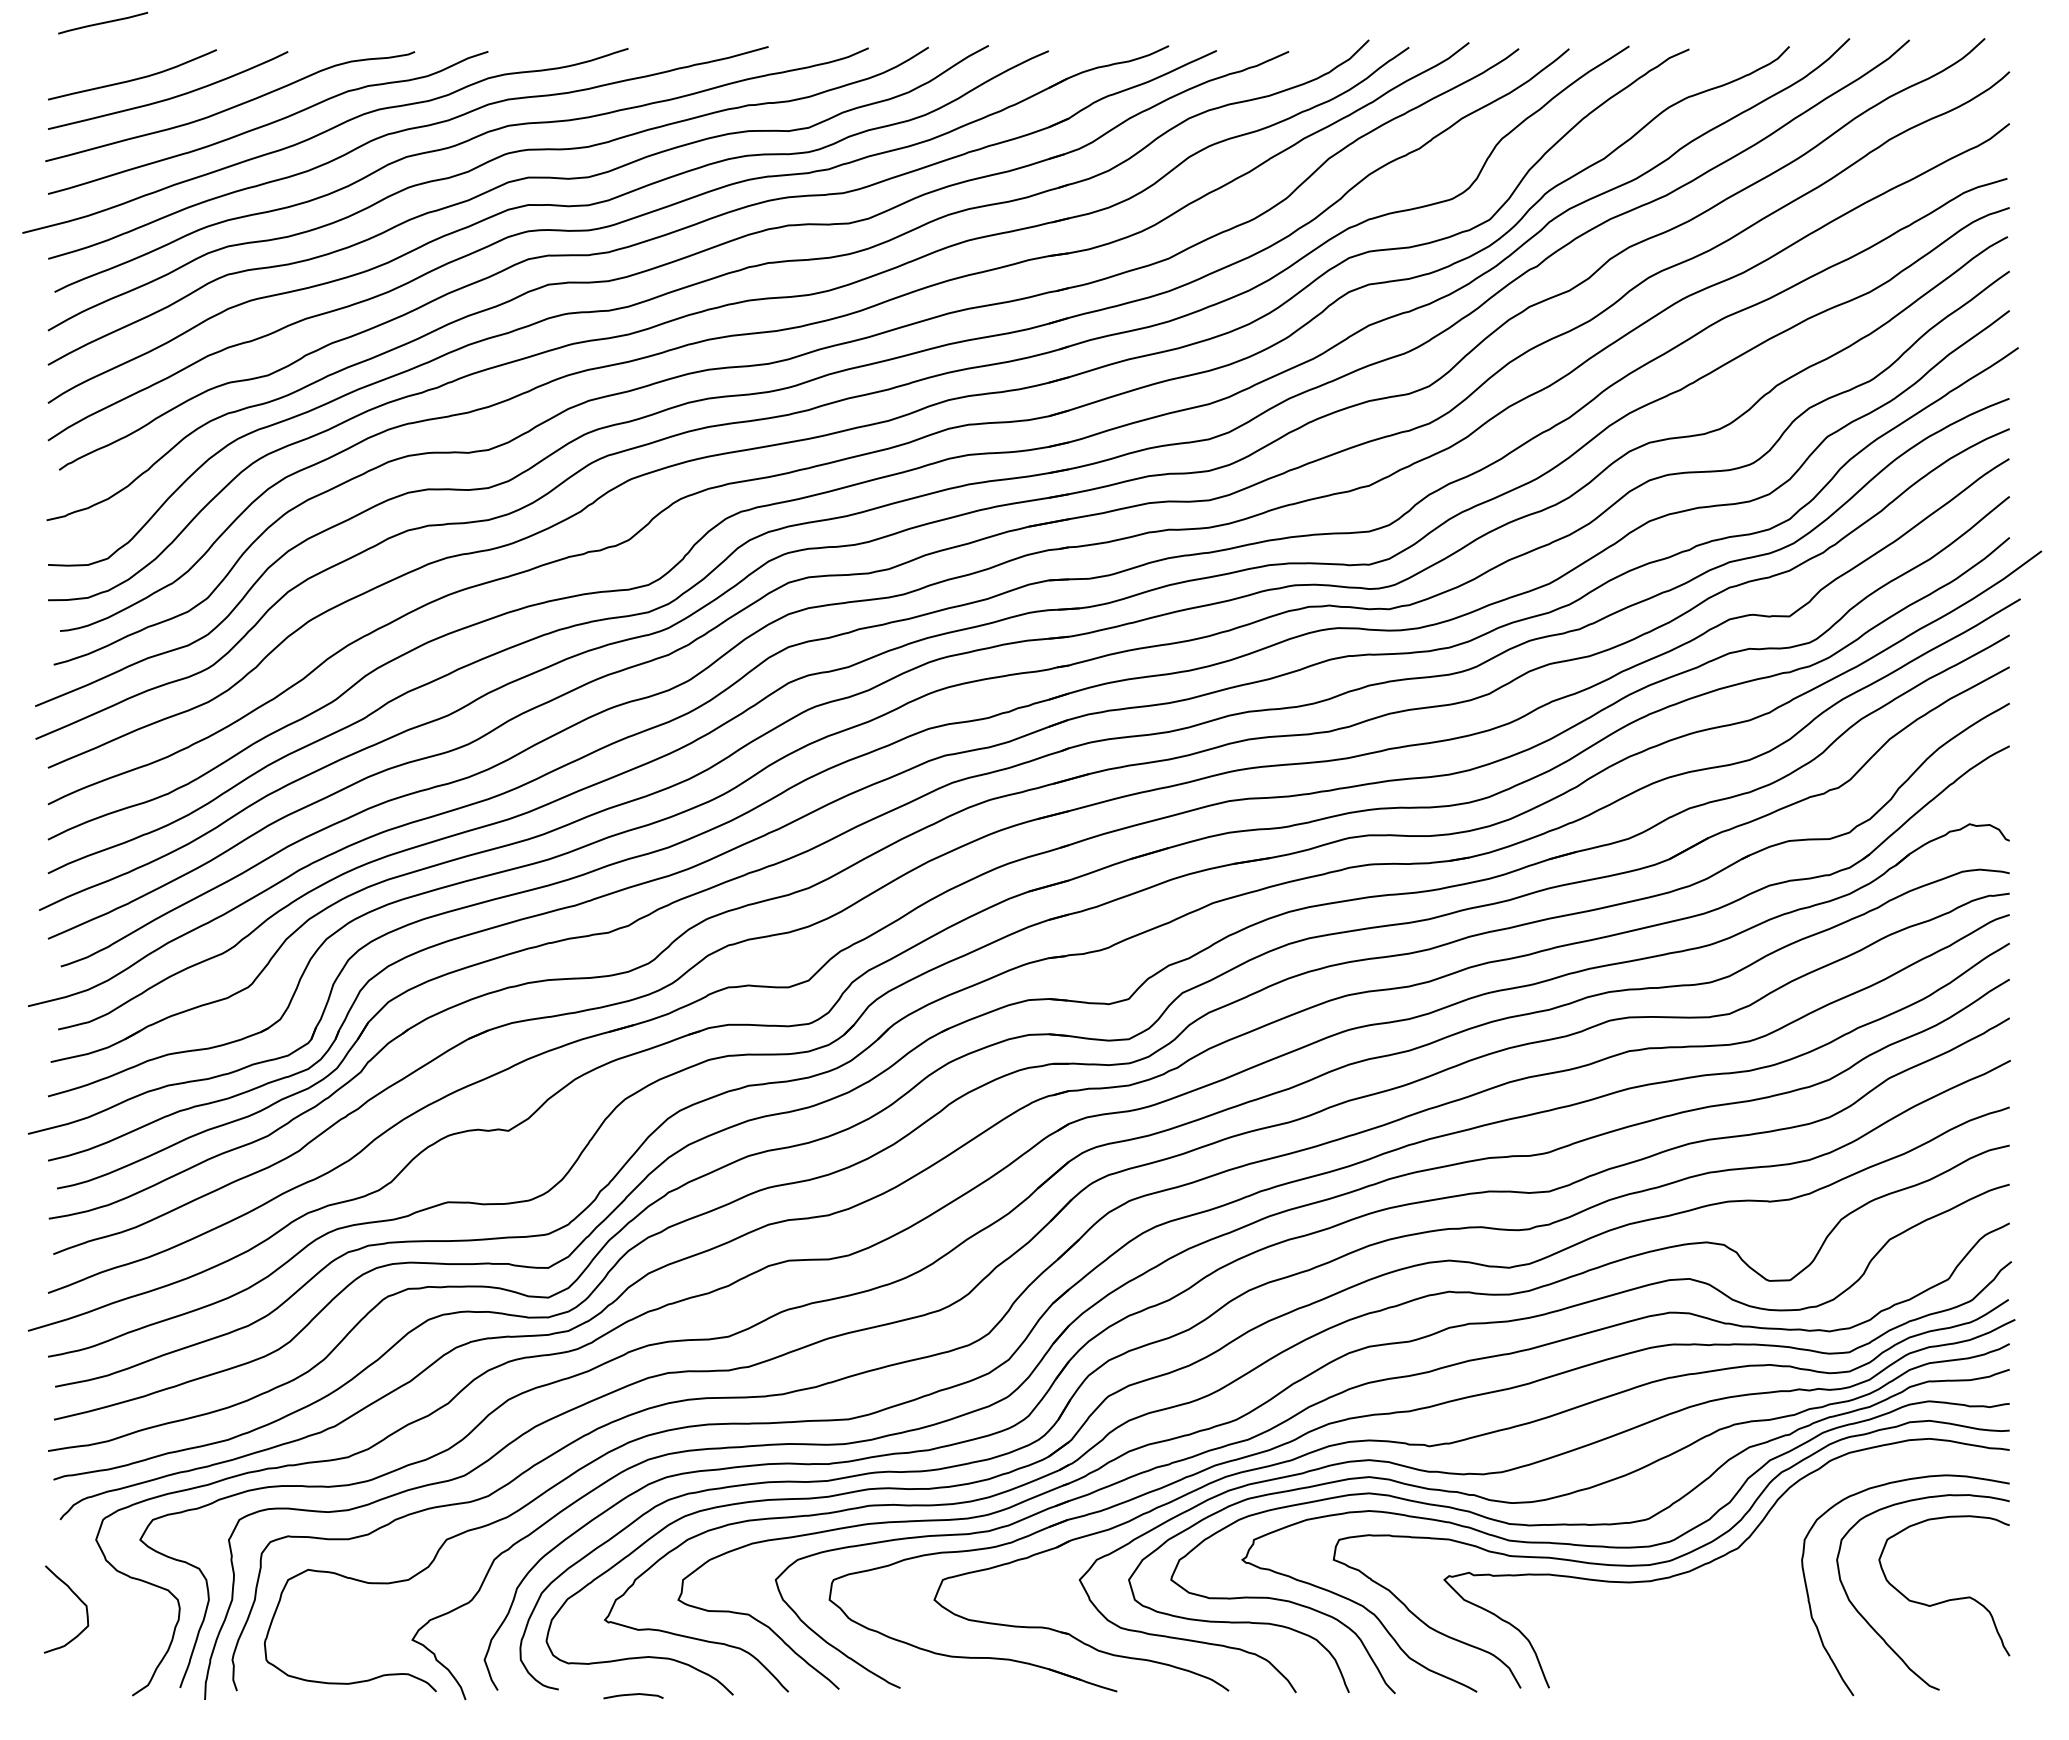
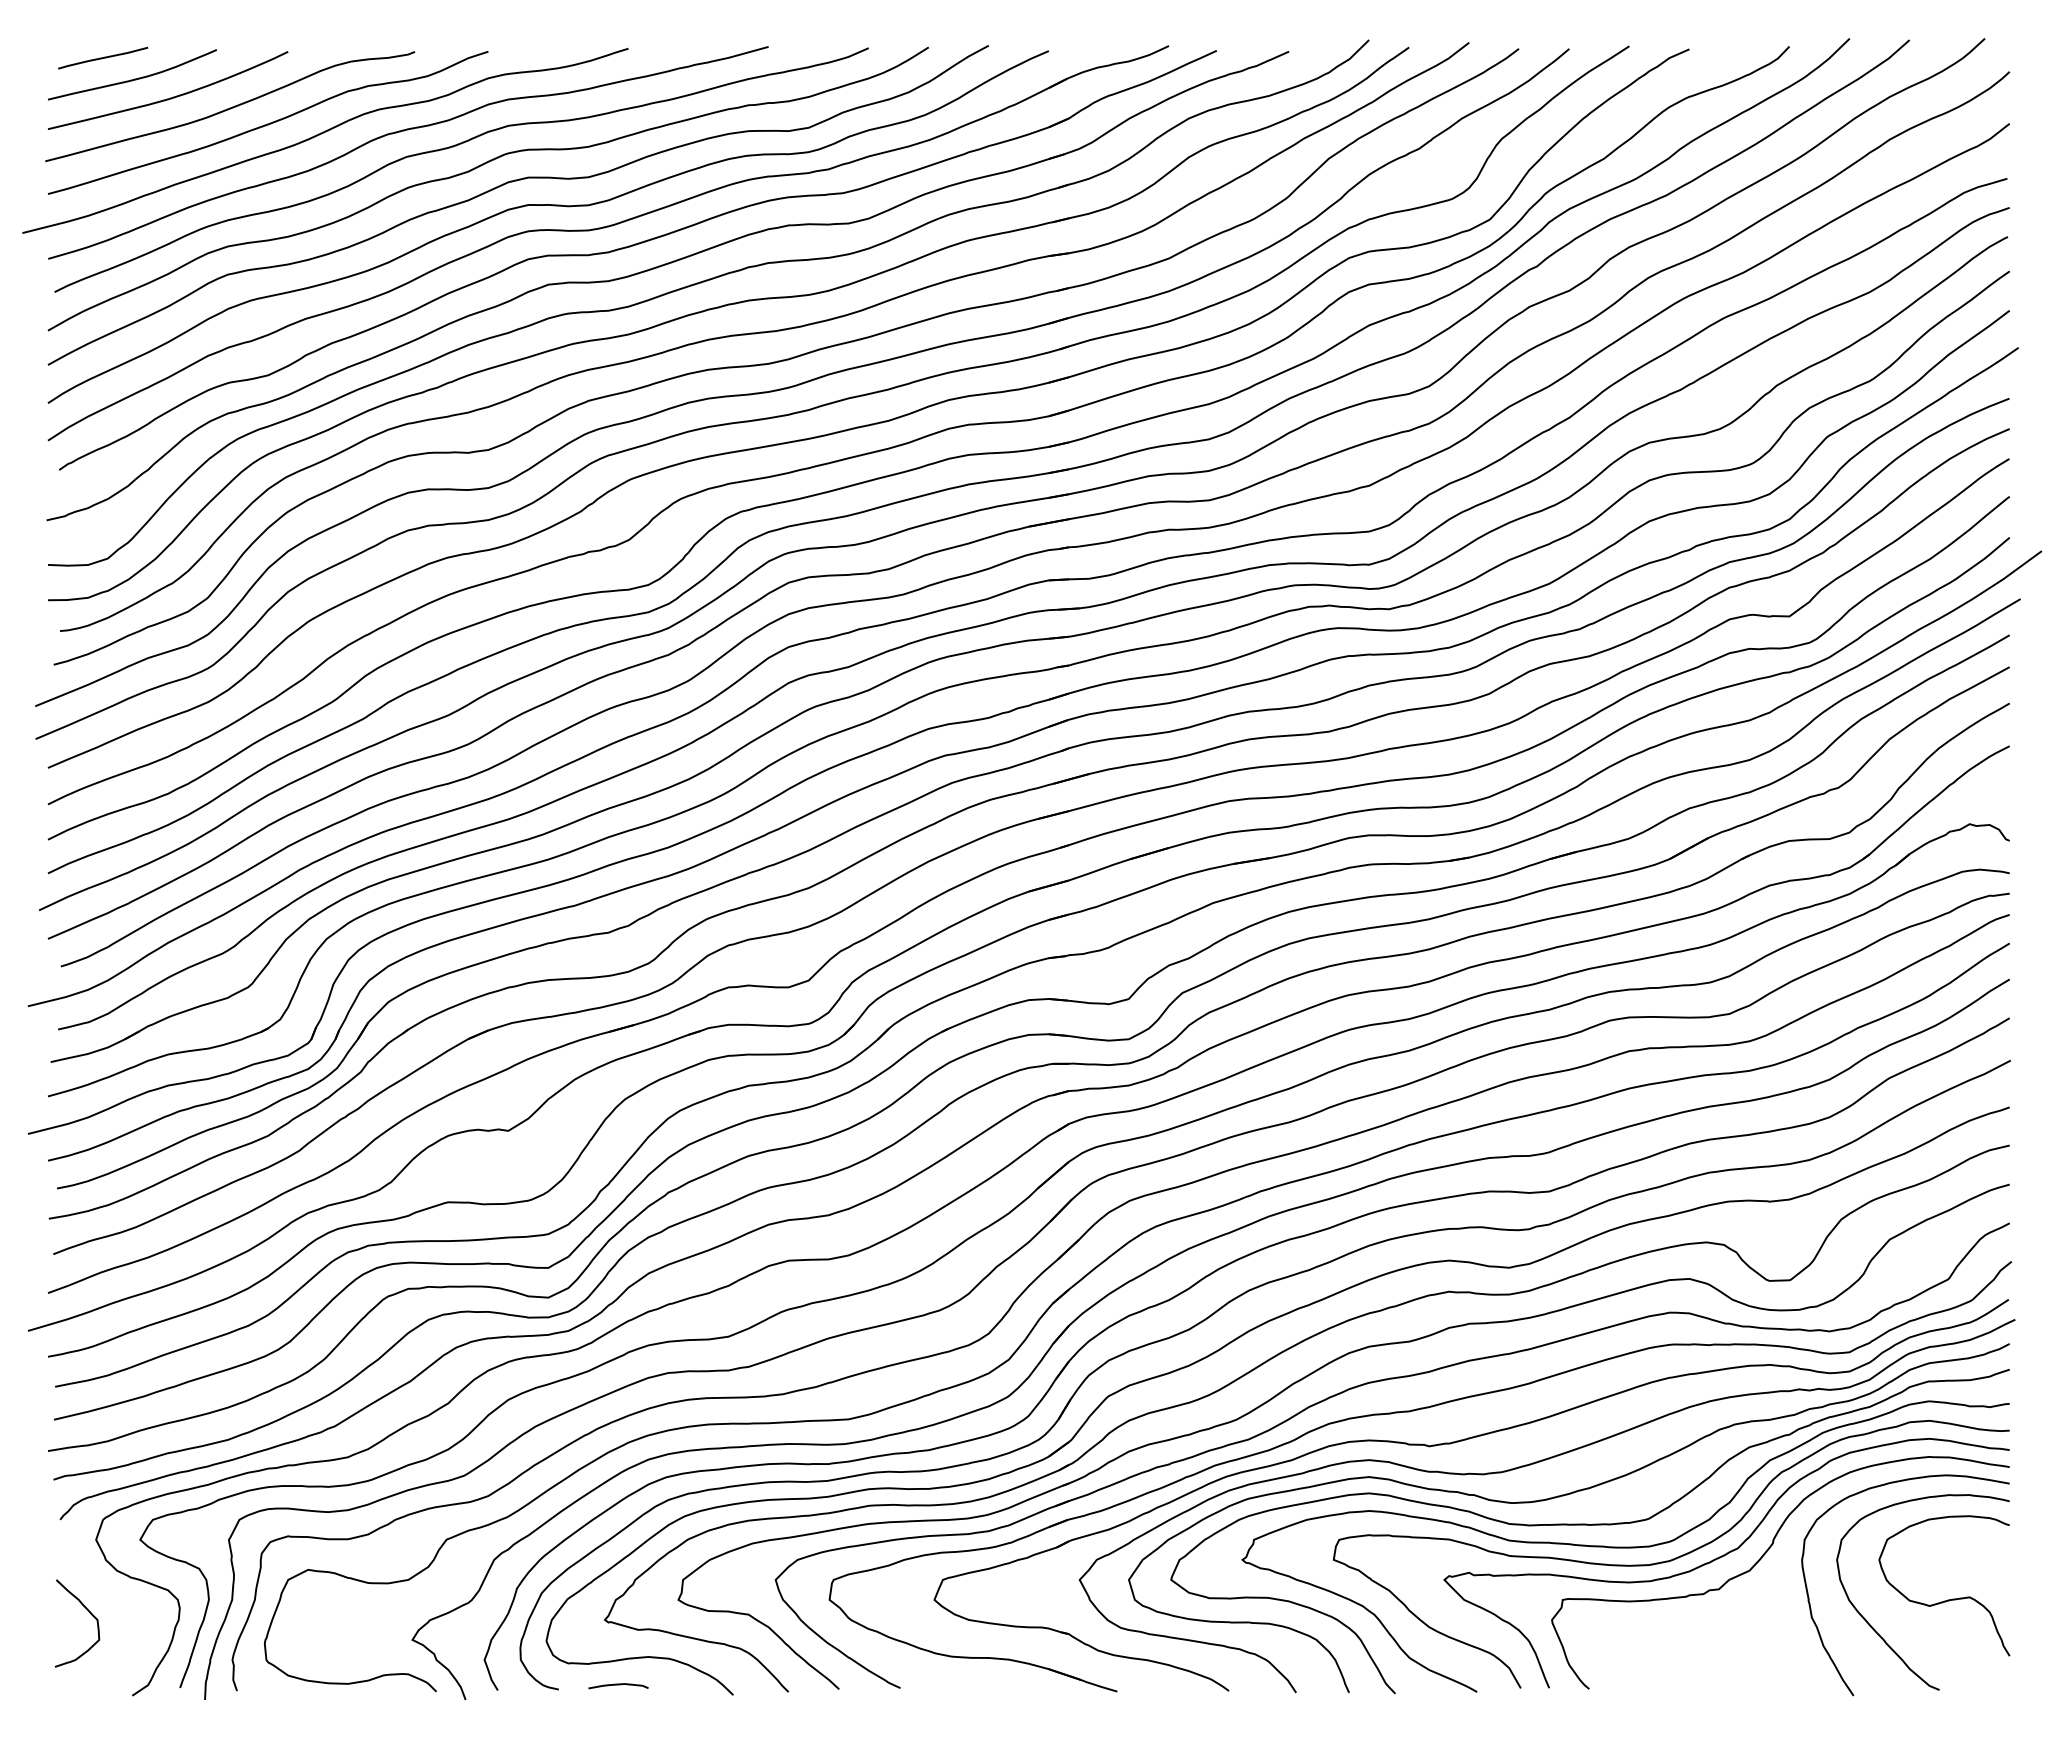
line position: (103, 22) -> (103, 57) (103, 57)
curve: none -> present (1762, 1558)
curve position: (77, 1598) -> (88, 1612) (88, 1612)
curve position: (633, 1695) -> (618, 1685) (618, 1685)
